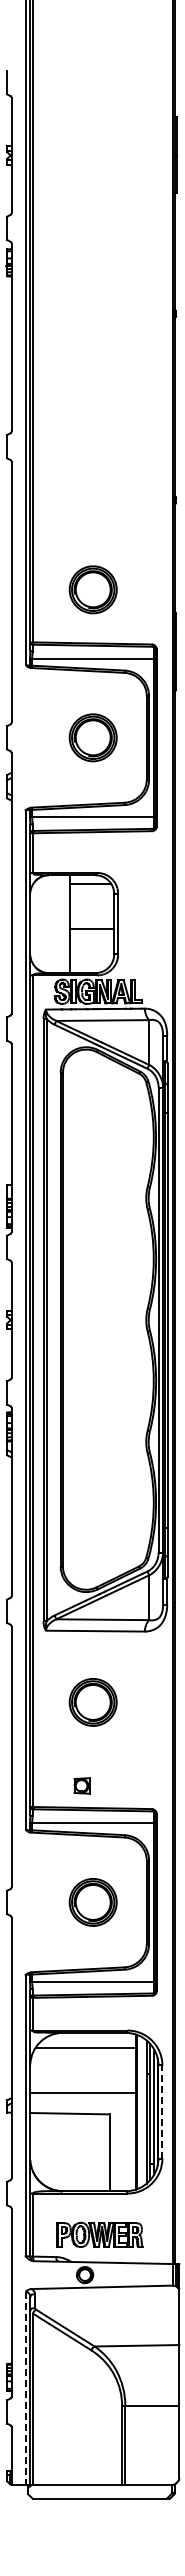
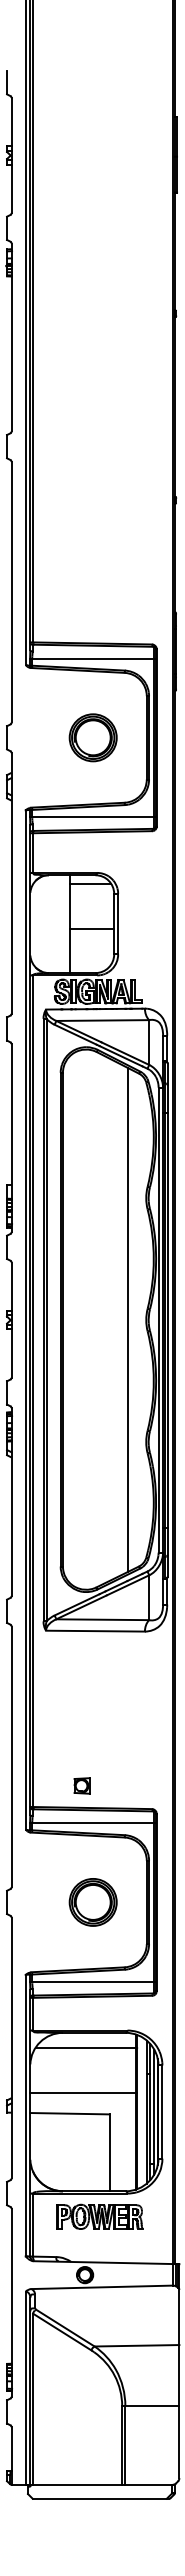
part: present -> none (92, 589)
line: none -> present (128, 1319)
part: present -> none (92, 1702)
line: dashed -> solid (162, 2112)
part position: (99, 2234) -> (99, 2216) (99, 2216)
line: dashed -> solid (25, 2388)
